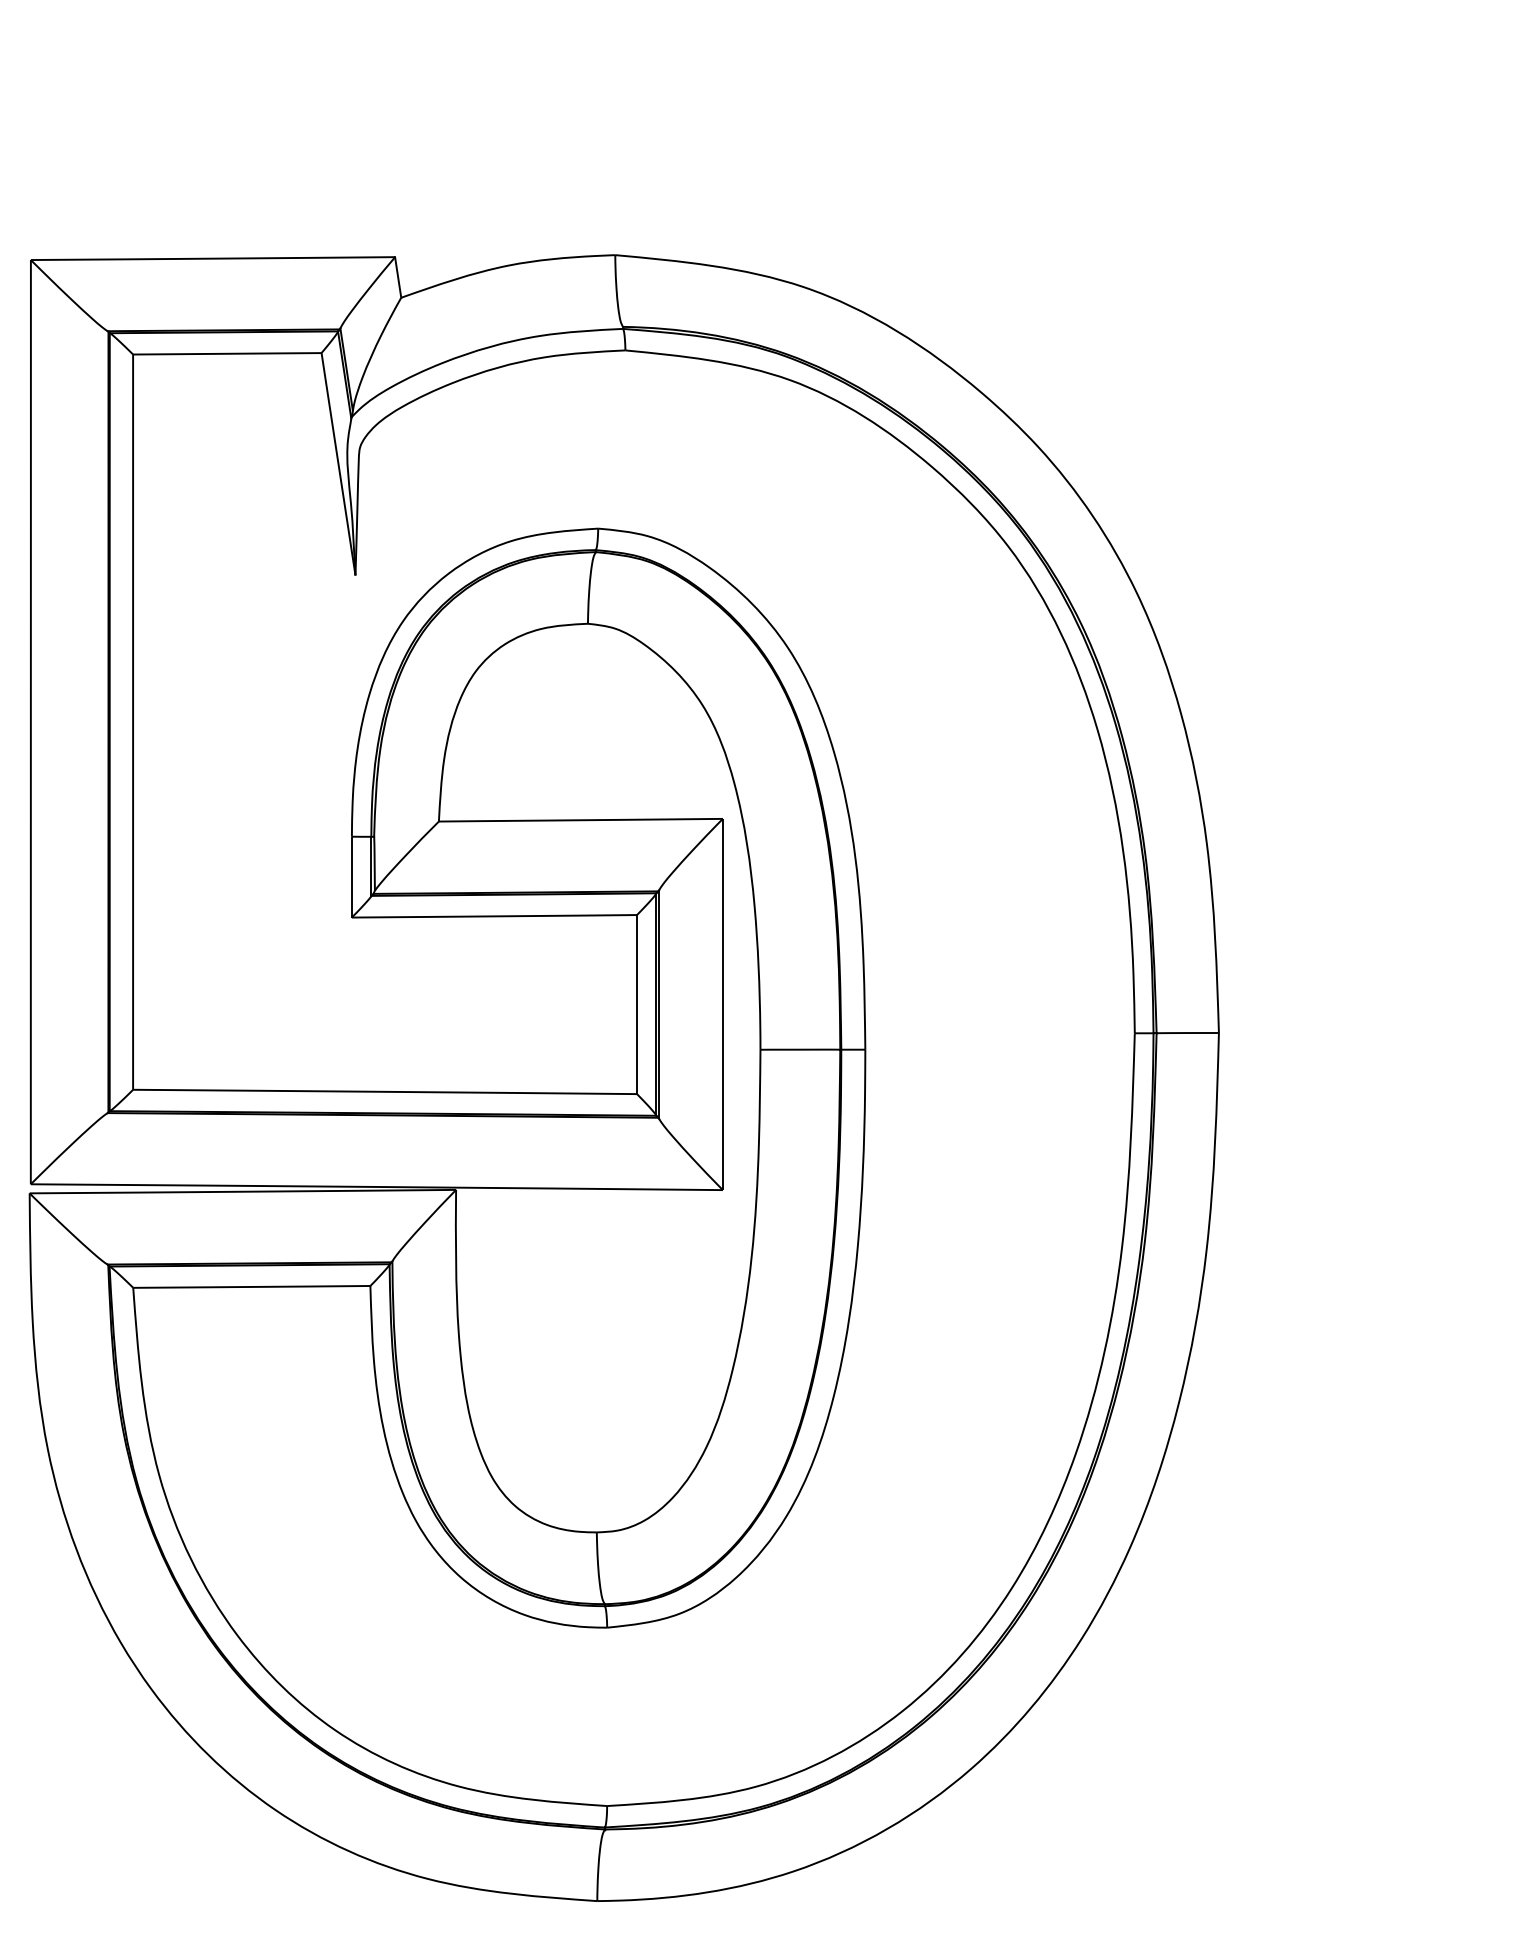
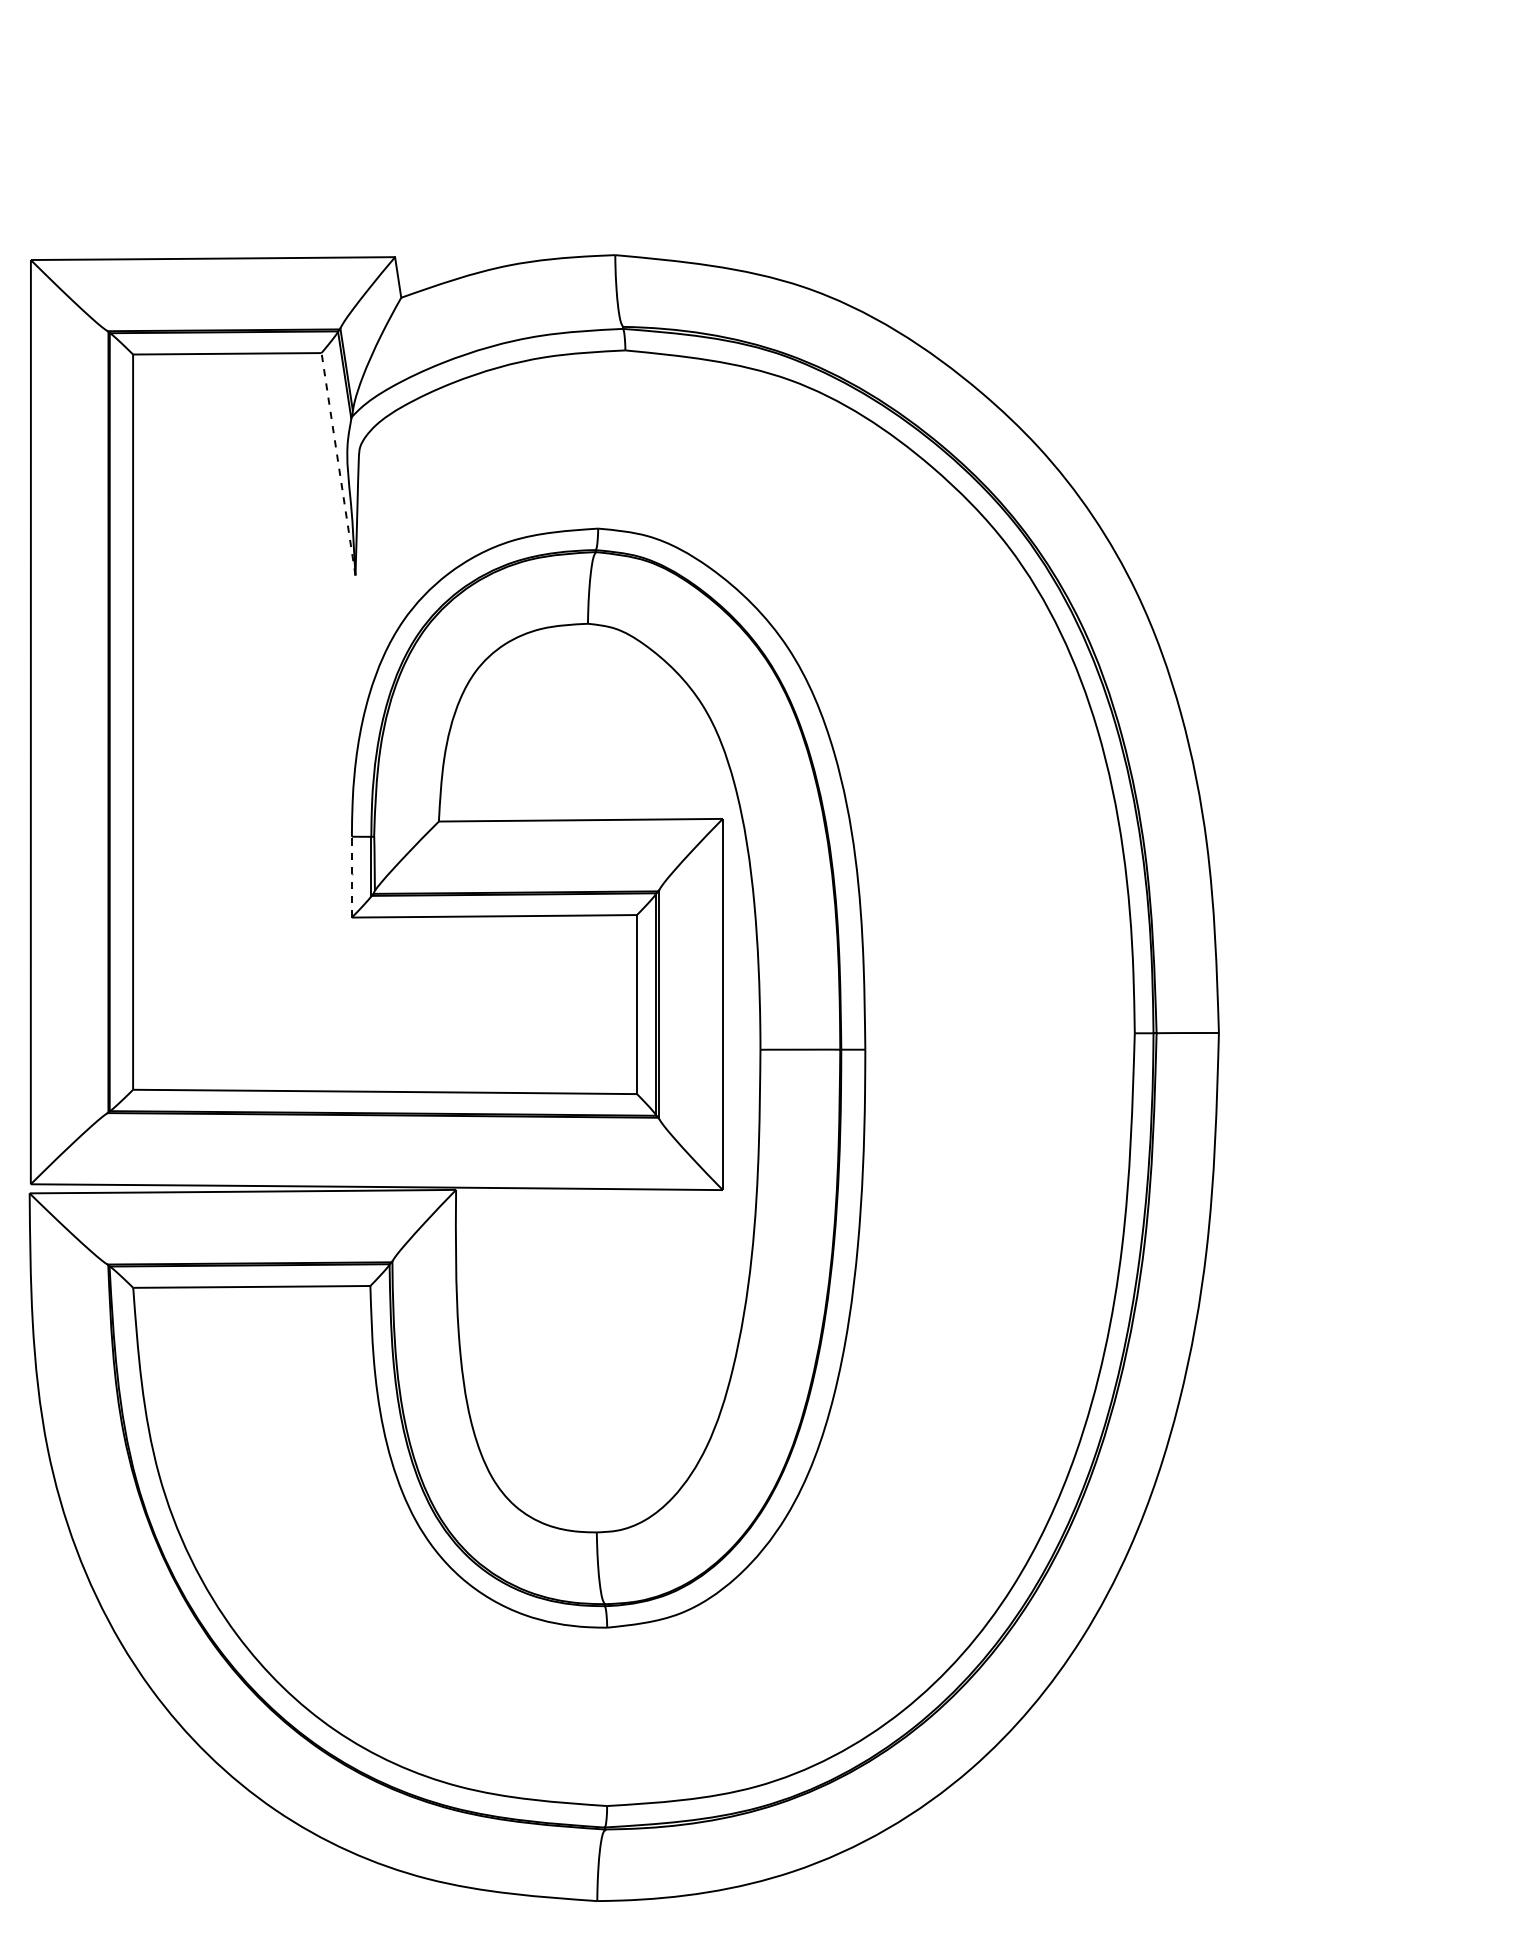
line: solid -> dashed (338, 463)
line: solid -> dashed (351, 875)
